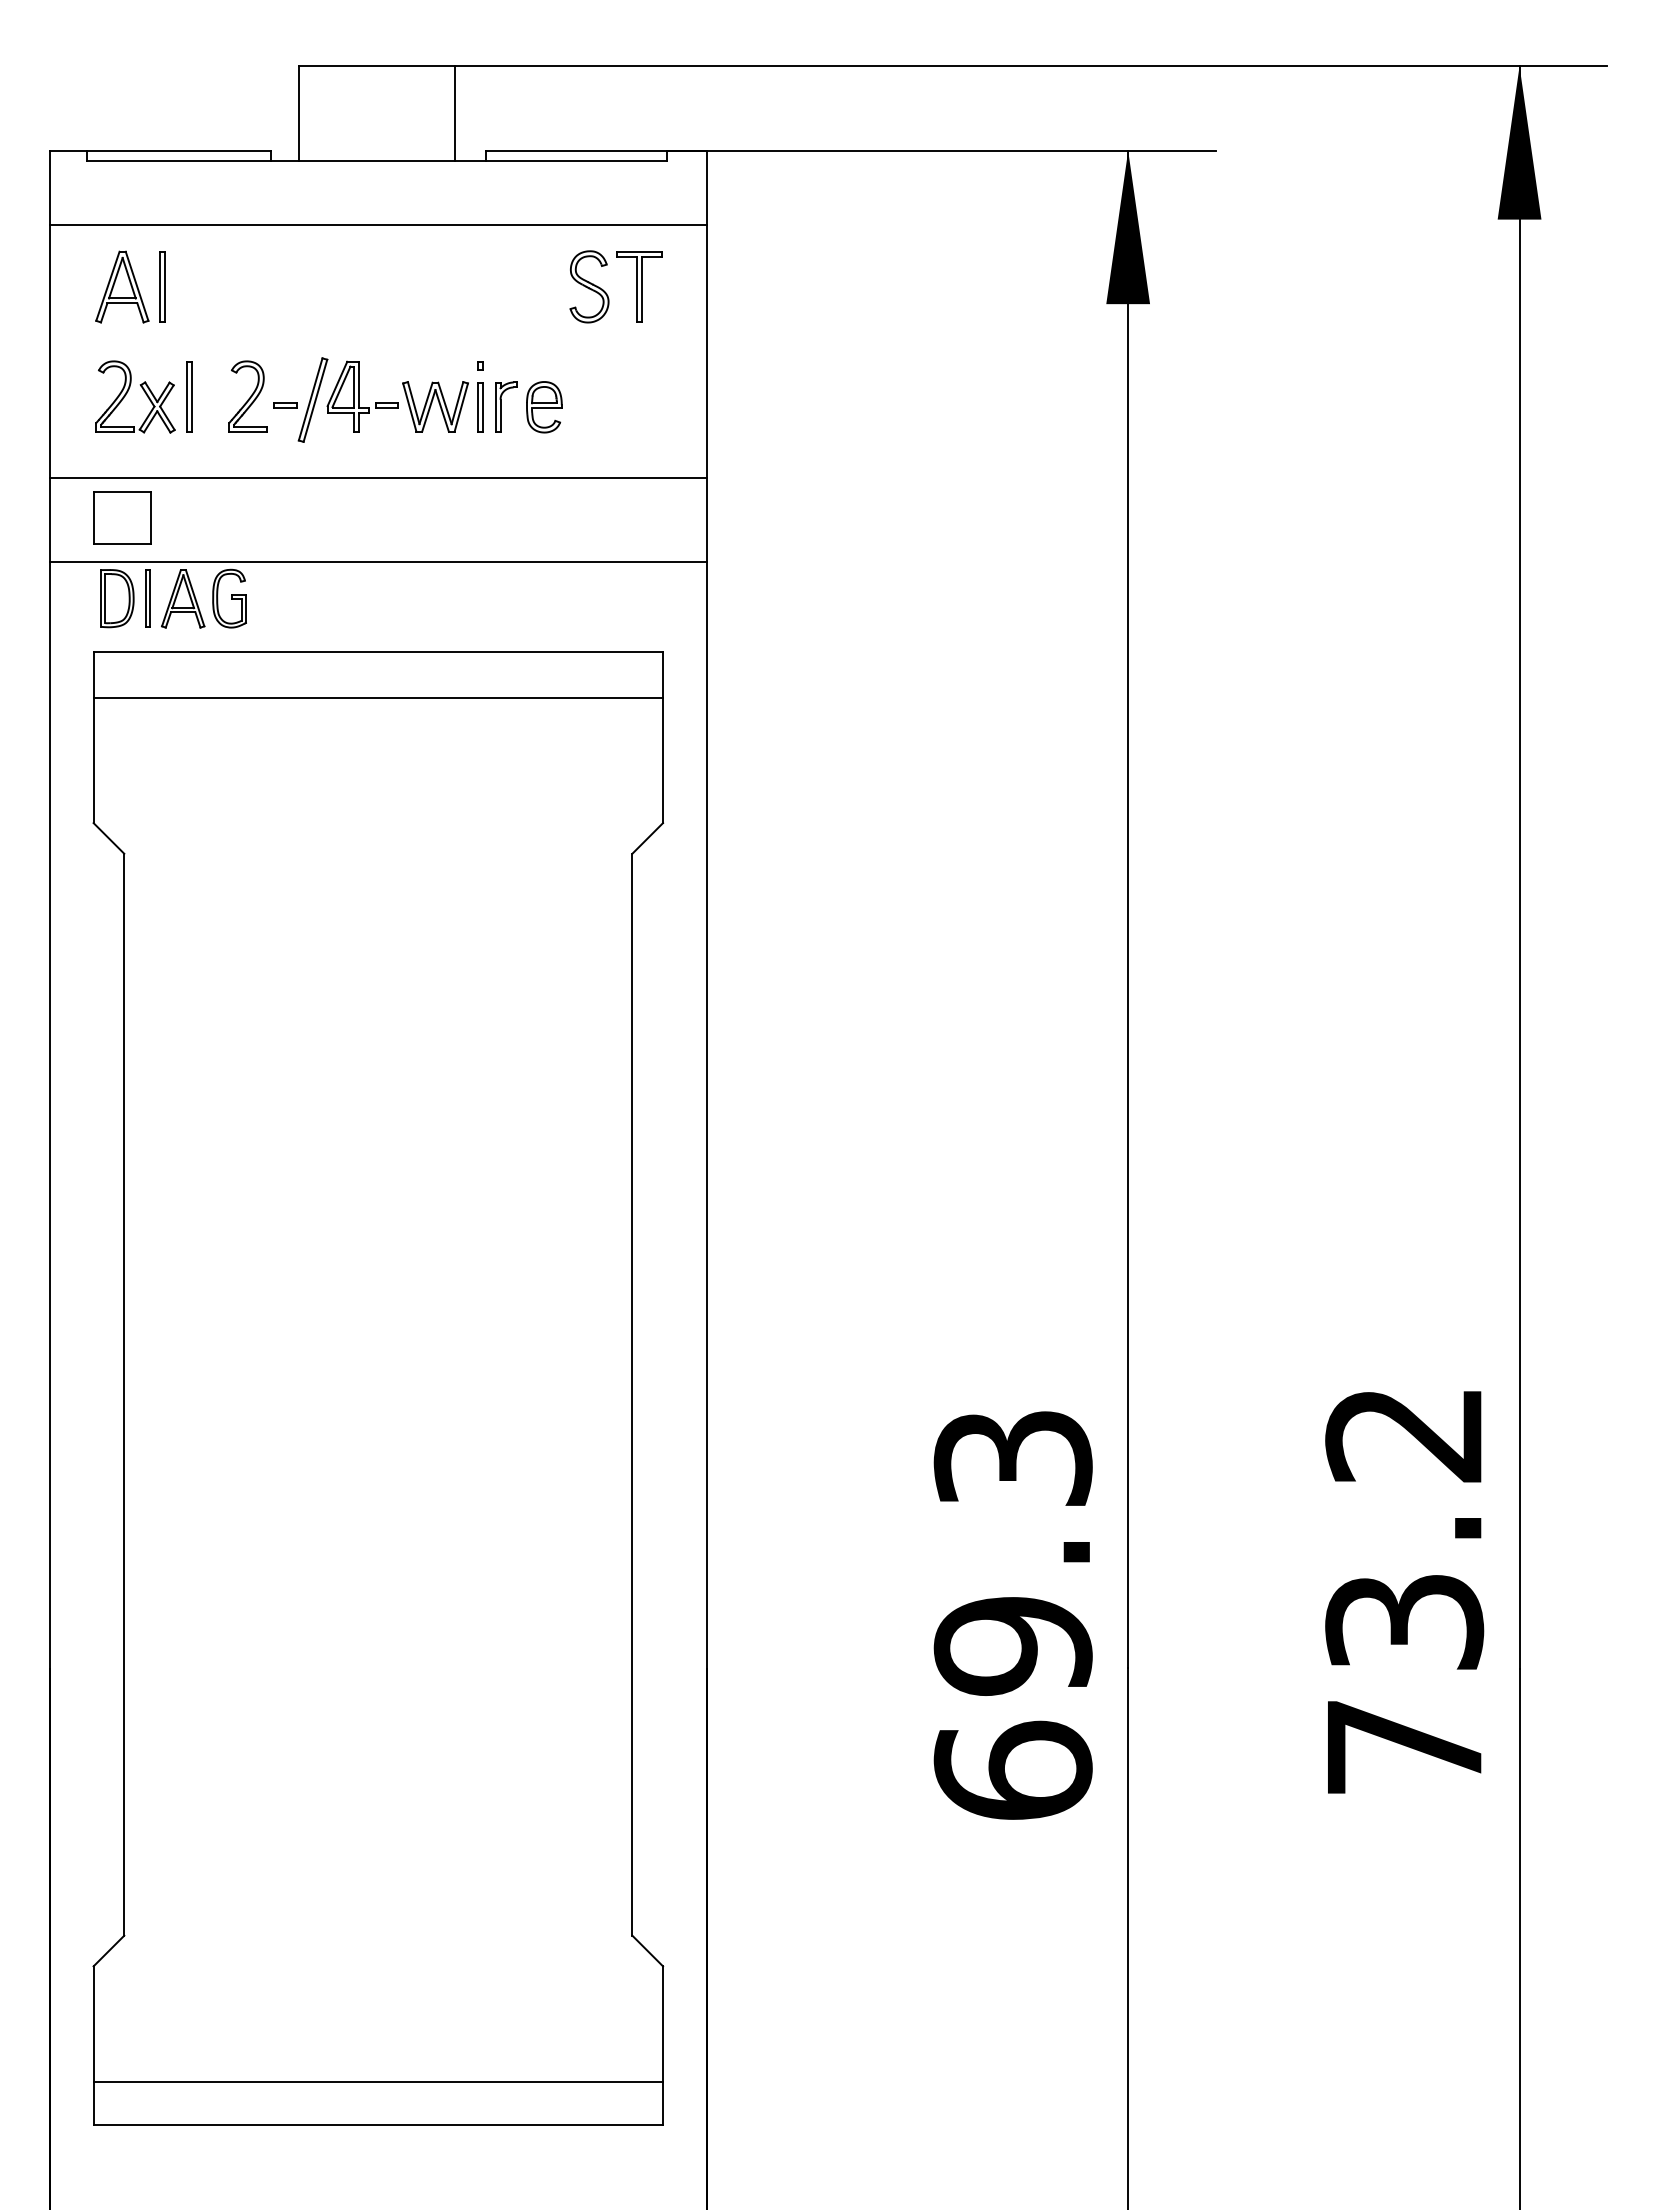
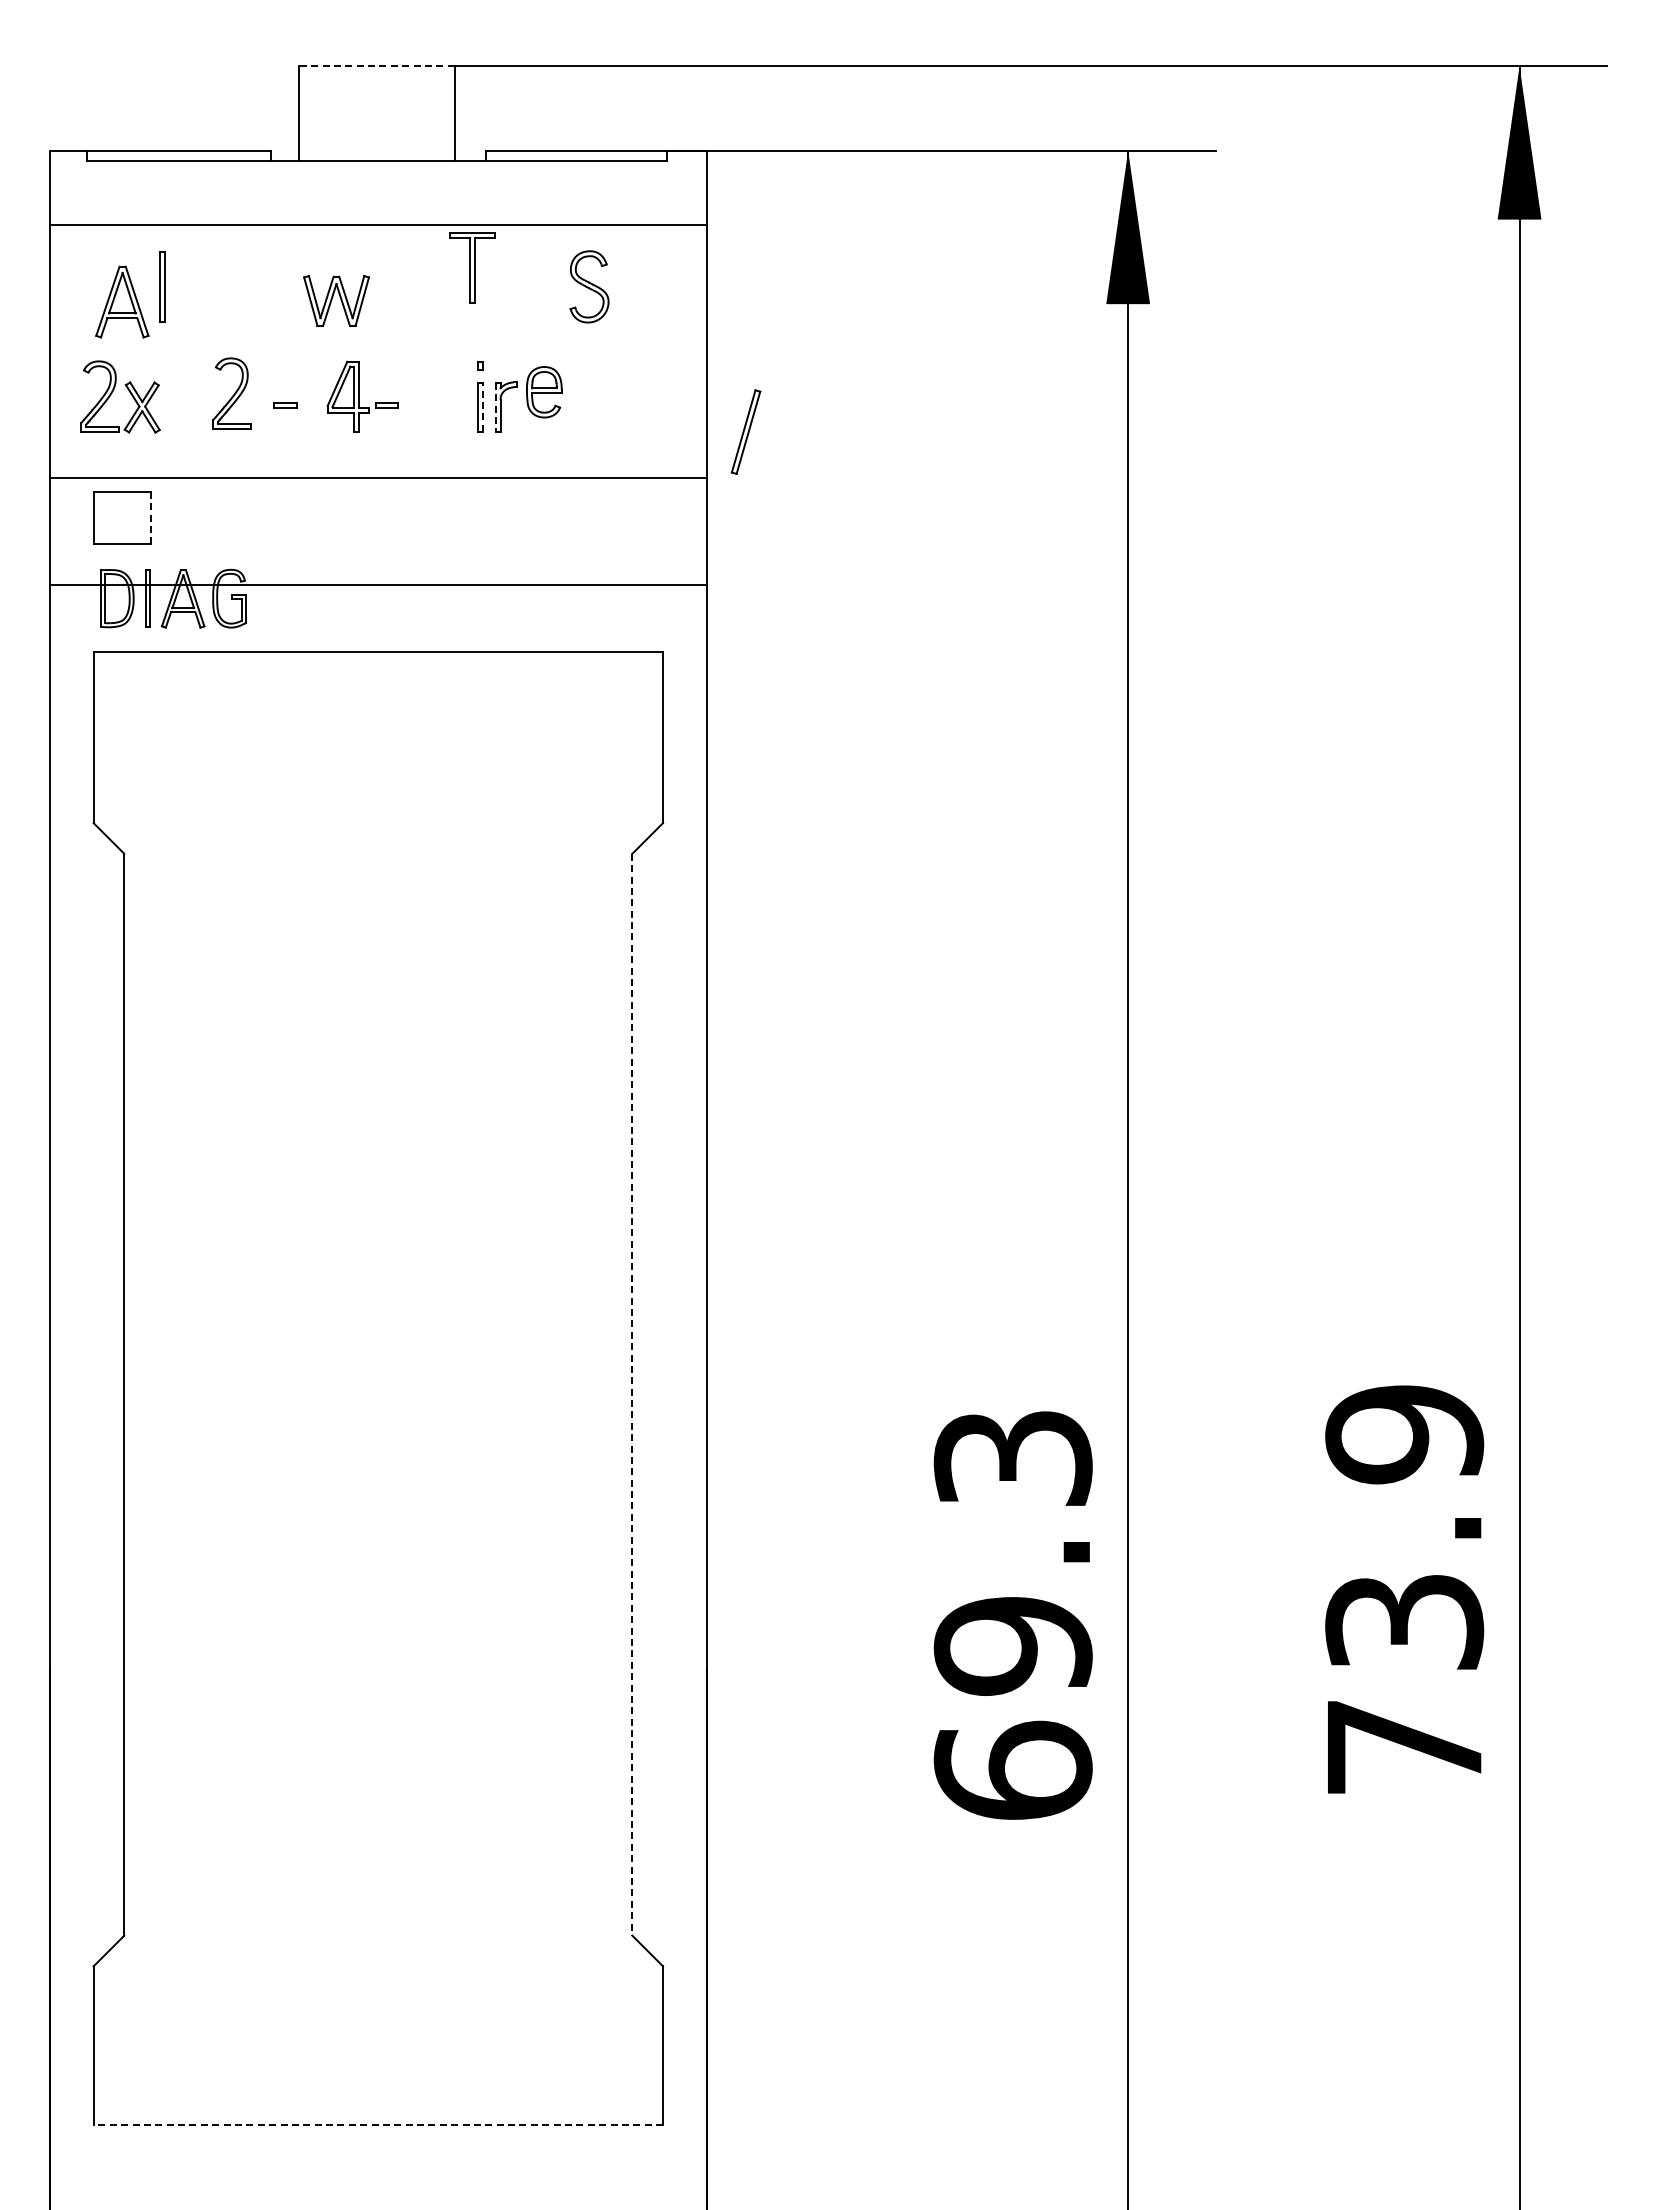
line: solid -> dashed (377, 66)
part position: (122, 286) -> (122, 301) (122, 301)
part position: (639, 286) -> (472, 267) (472, 267)
part position: (127, 393) -> (112, 393) (112, 393)
part: present -> none (189, 396)
part position: (247, 396) -> (231, 393) (231, 393)
part position: (312, 399) -> (745, 431) (745, 431)
part position: (435, 406) -> (336, 300) (336, 300)
line: solid -> dashed (482, 407)
line: solid -> dashed (495, 407)
part position: (544, 407) -> (544, 392) (544, 392)
line: solid -> dashed (150, 517)
line position: (377, 561) -> (377, 584) (377, 584)
line: present -> none (378, 698)
line: solid -> dashed (632, 1394)
text: 73.2 -> 73.9 (1404, 1434)
line: present -> none (378, 2081)
line: solid -> dashed (378, 2125)
